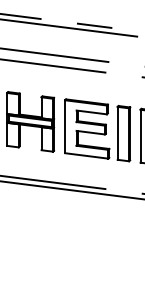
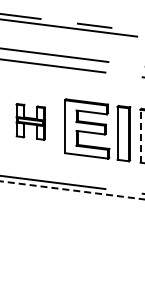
part size: 50x62 px -> 31x38 px (30, 121)
line: solid -> dashed (140, 135)
line: solid -> dashed (73, 190)
